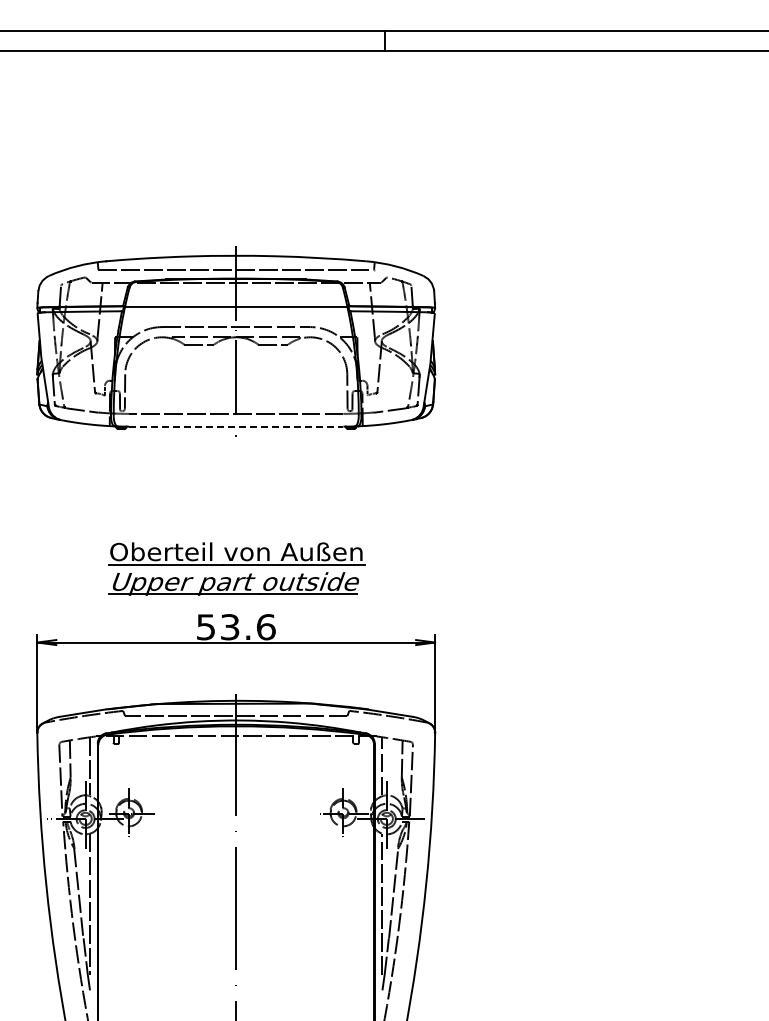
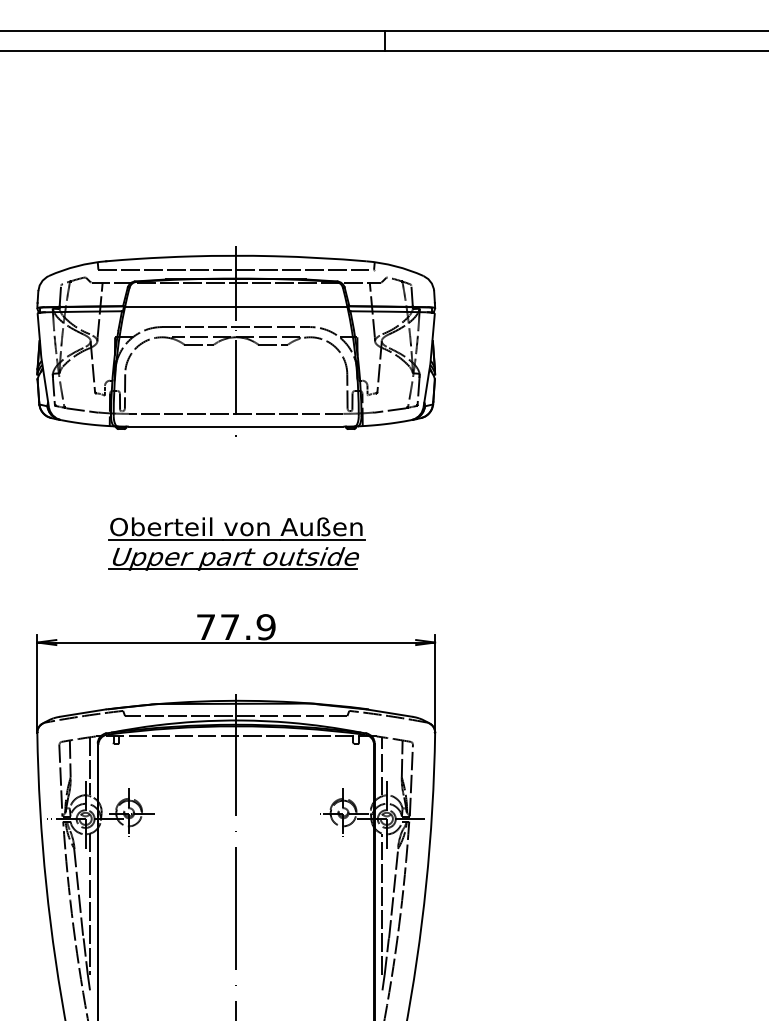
line: dashed -> solid (236, 426)
part position: (236, 568) -> (236, 543) (236, 543)
text: 53.6 -> 77.9 (236, 627)
